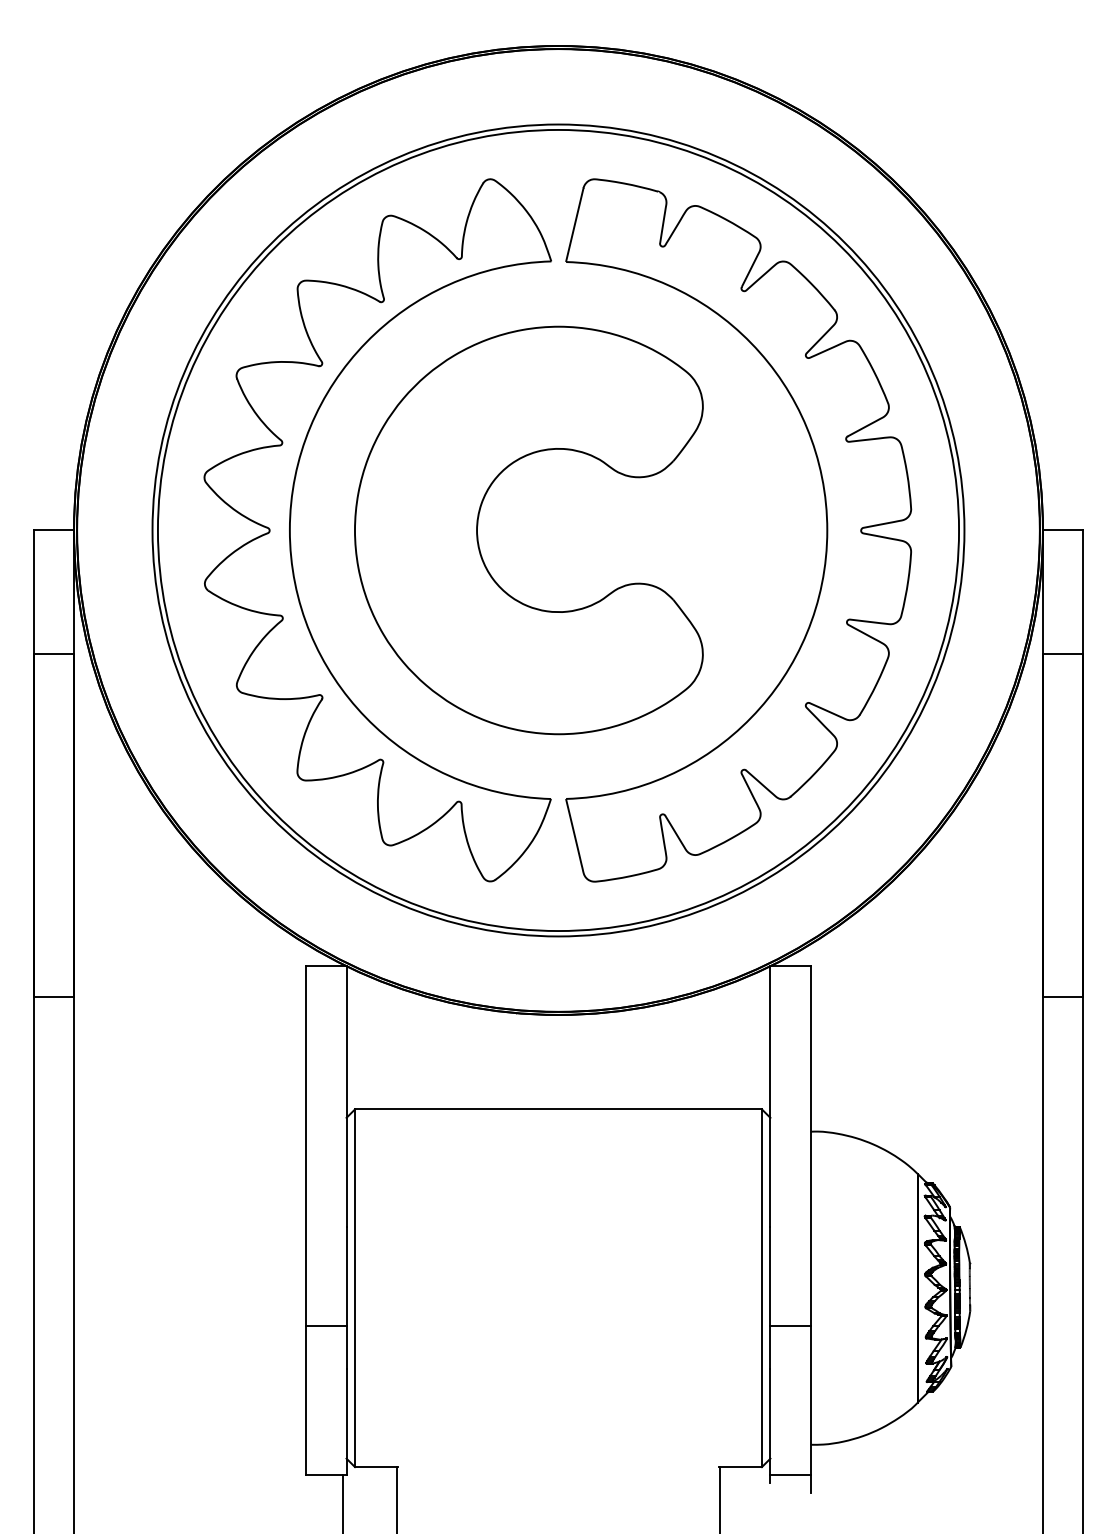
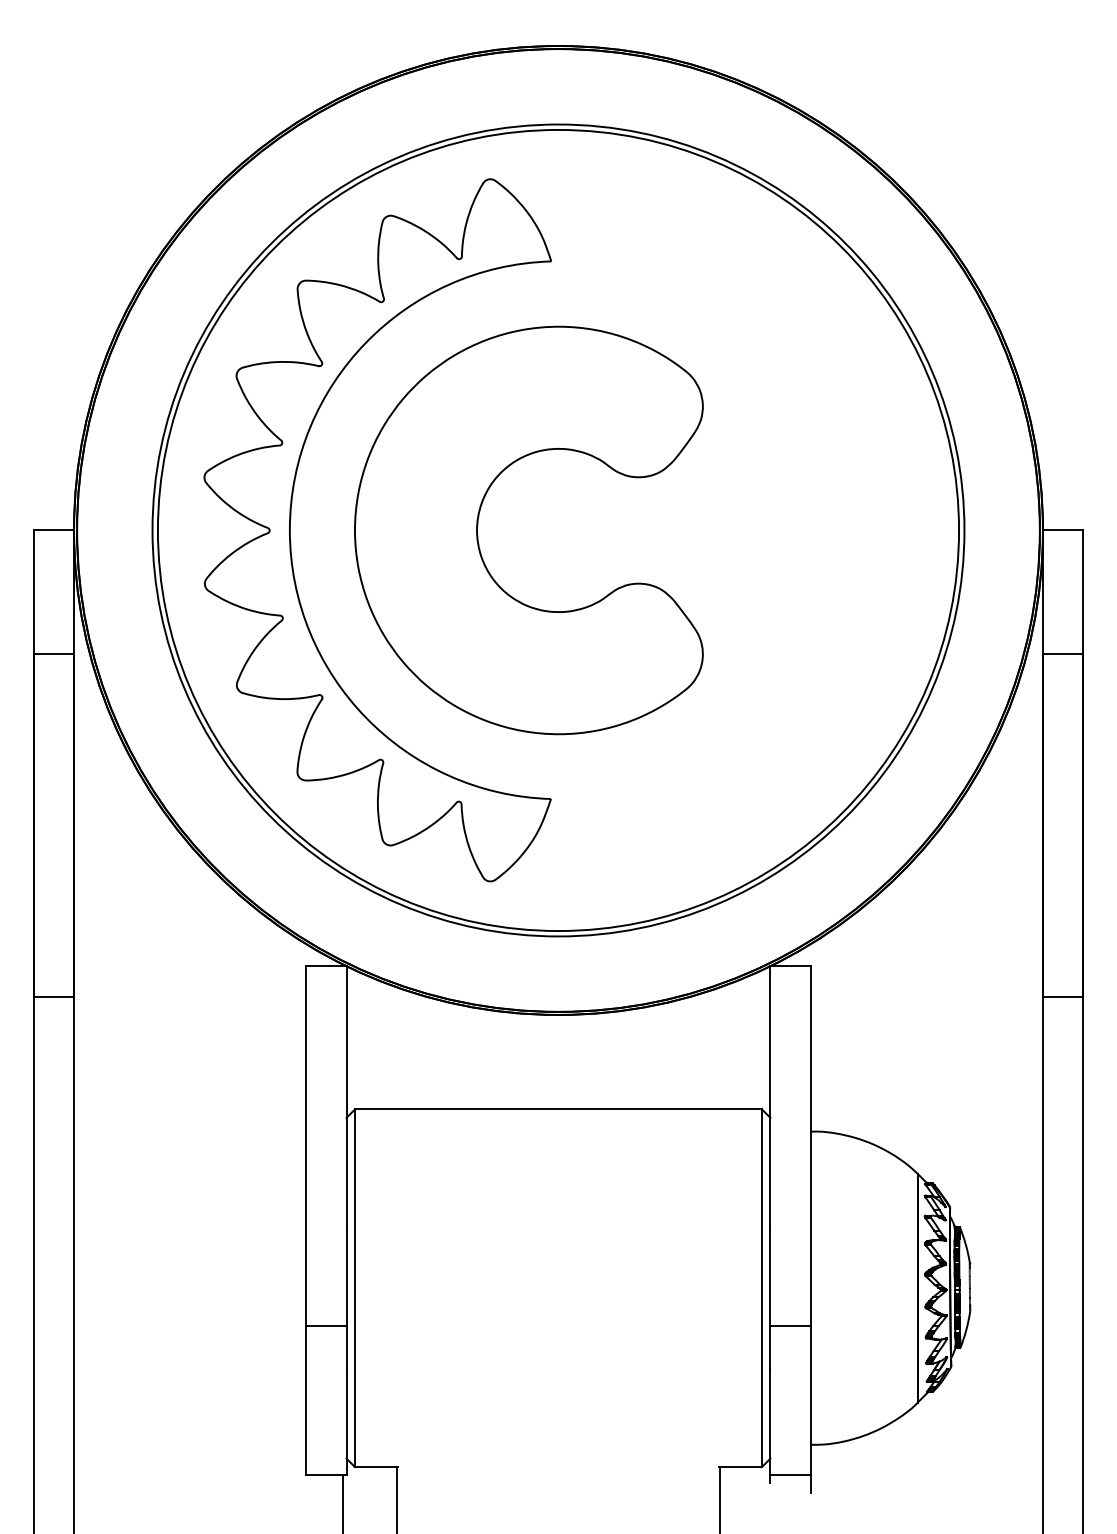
part: present -> none (826, 530)
